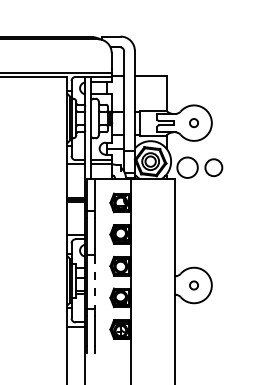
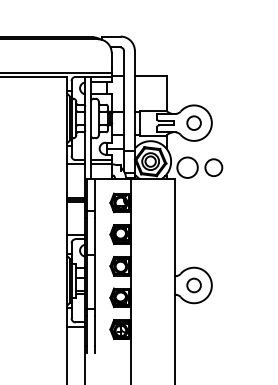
circle size: 10x11 px -> 16x16 px (193, 122)
line: dashed -> solid (94, 282)
circle size: 10x11 px -> 16x17 px (193, 285)
